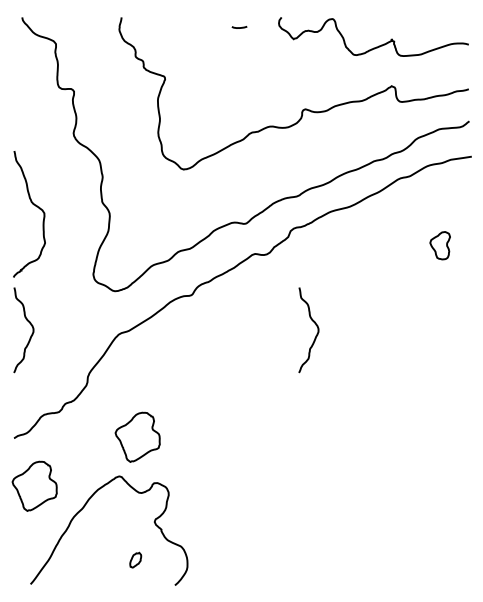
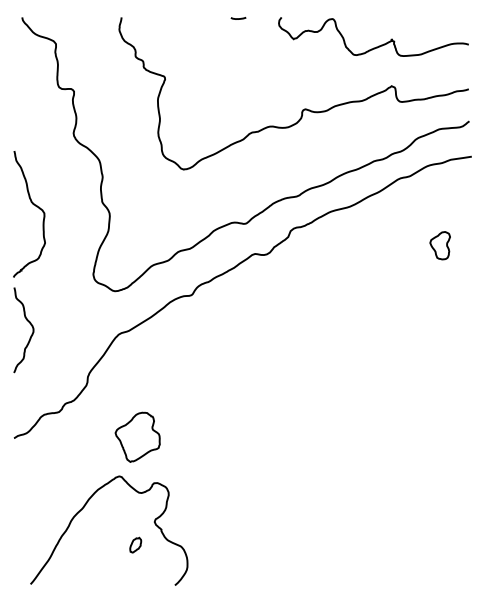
line position: (239, 27) -> (238, 18) (238, 18)
curve: present -> none (316, 333)
part: present -> none (34, 485)
part position: (135, 559) -> (135, 544) (135, 544)
